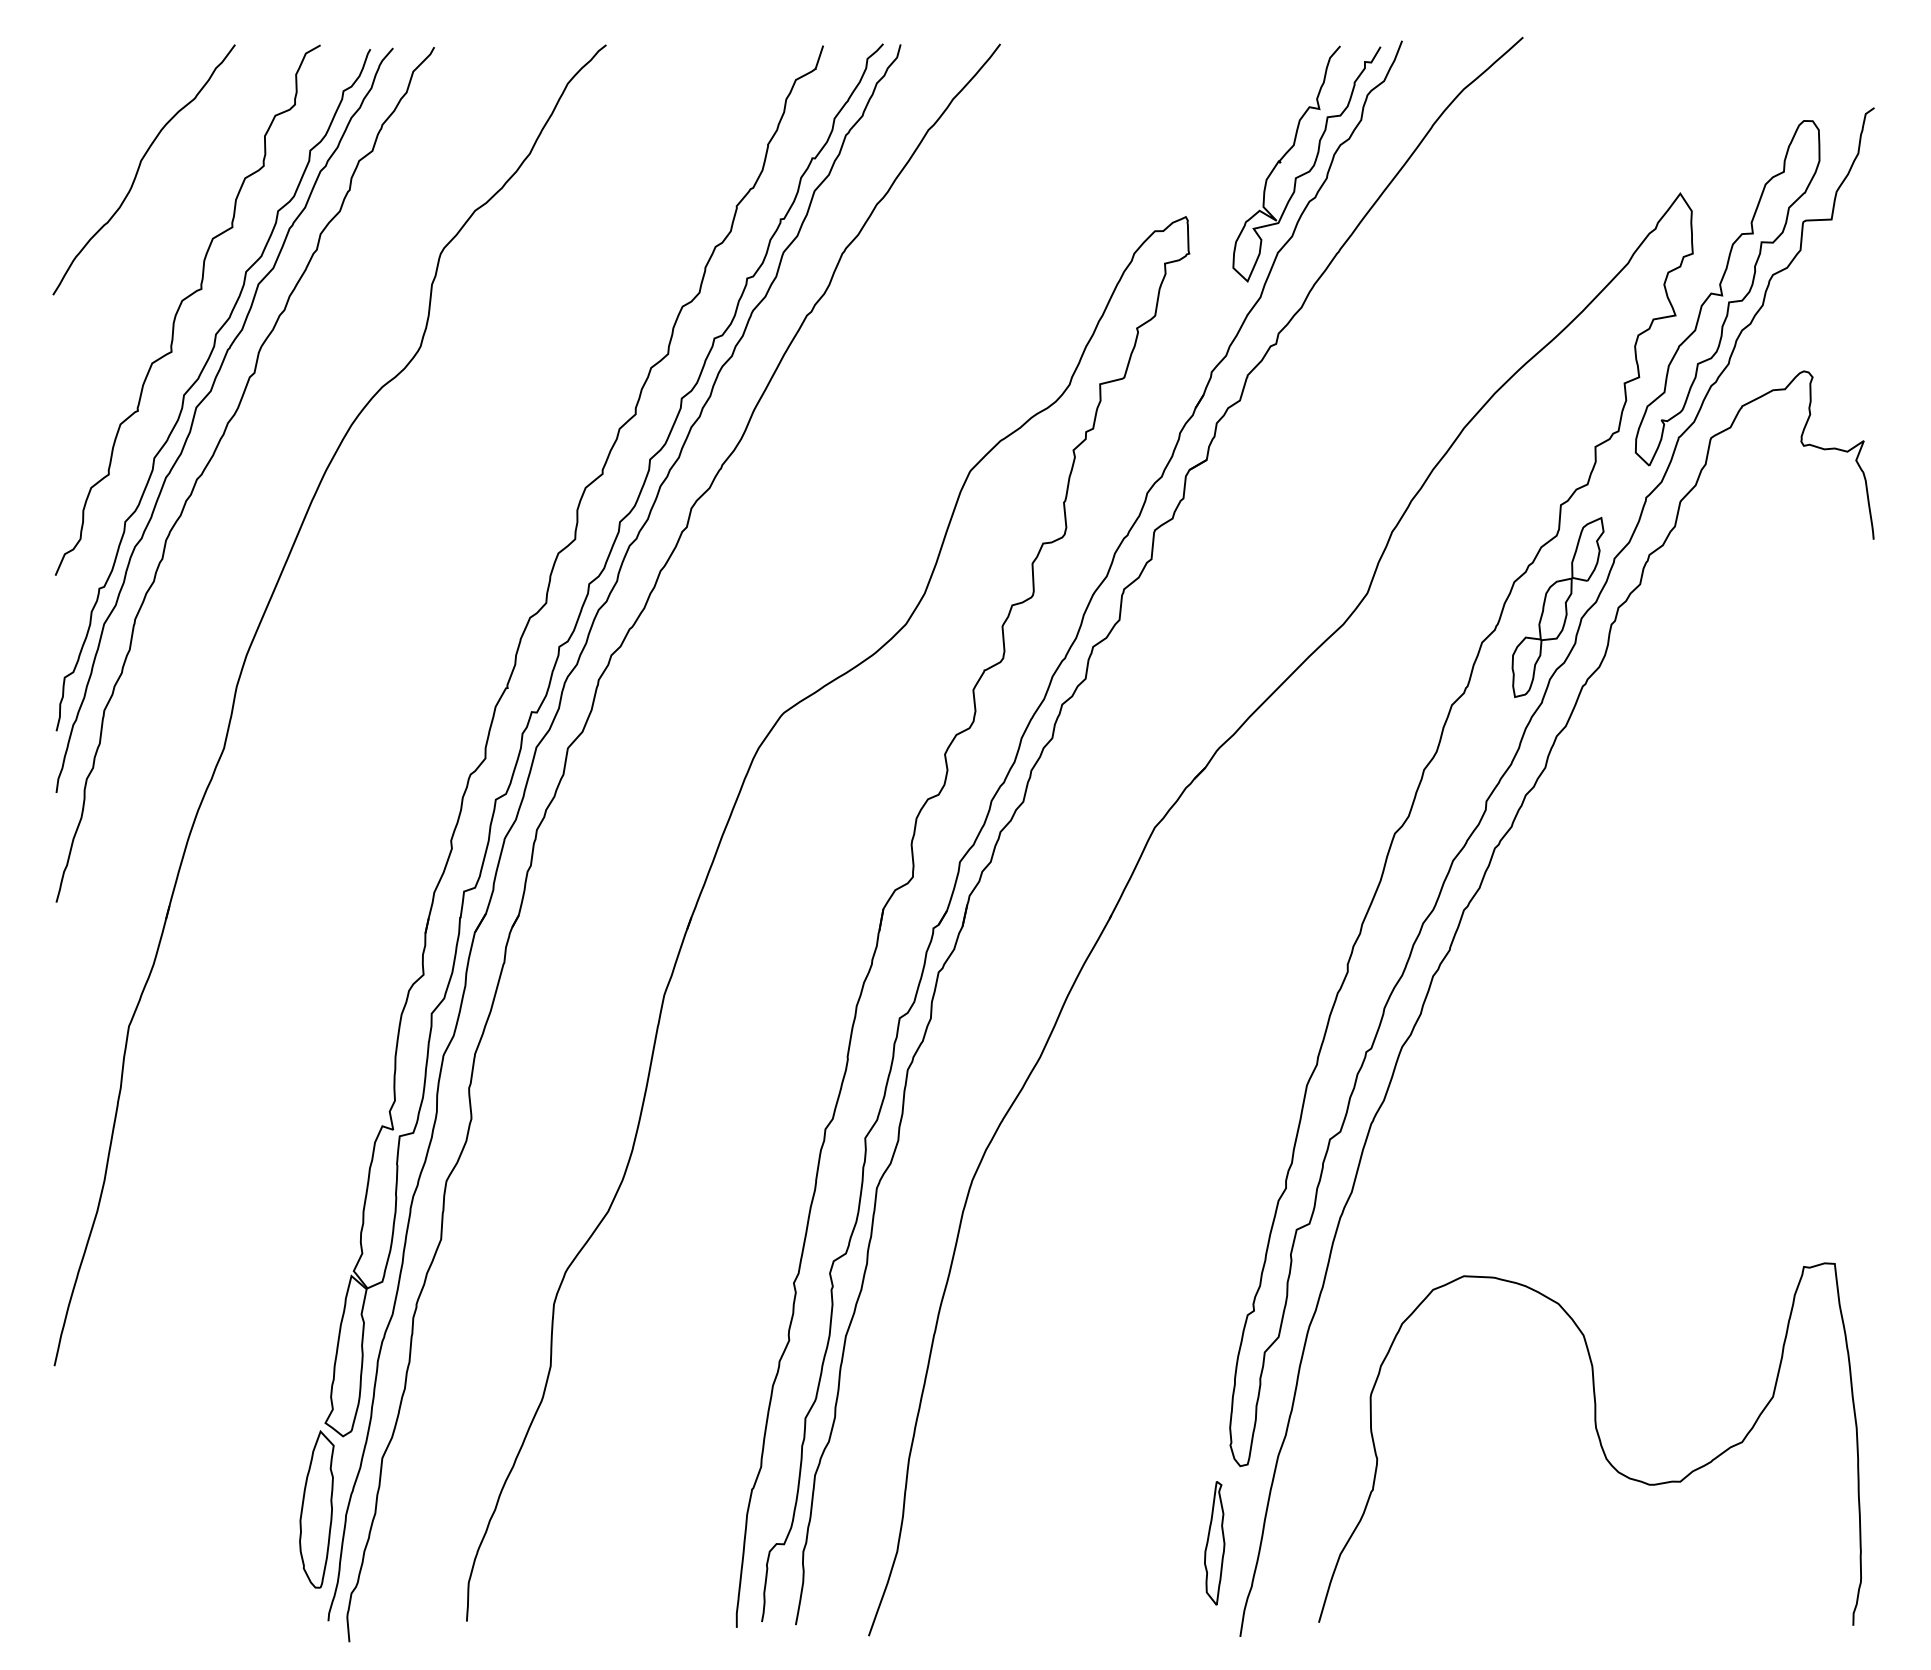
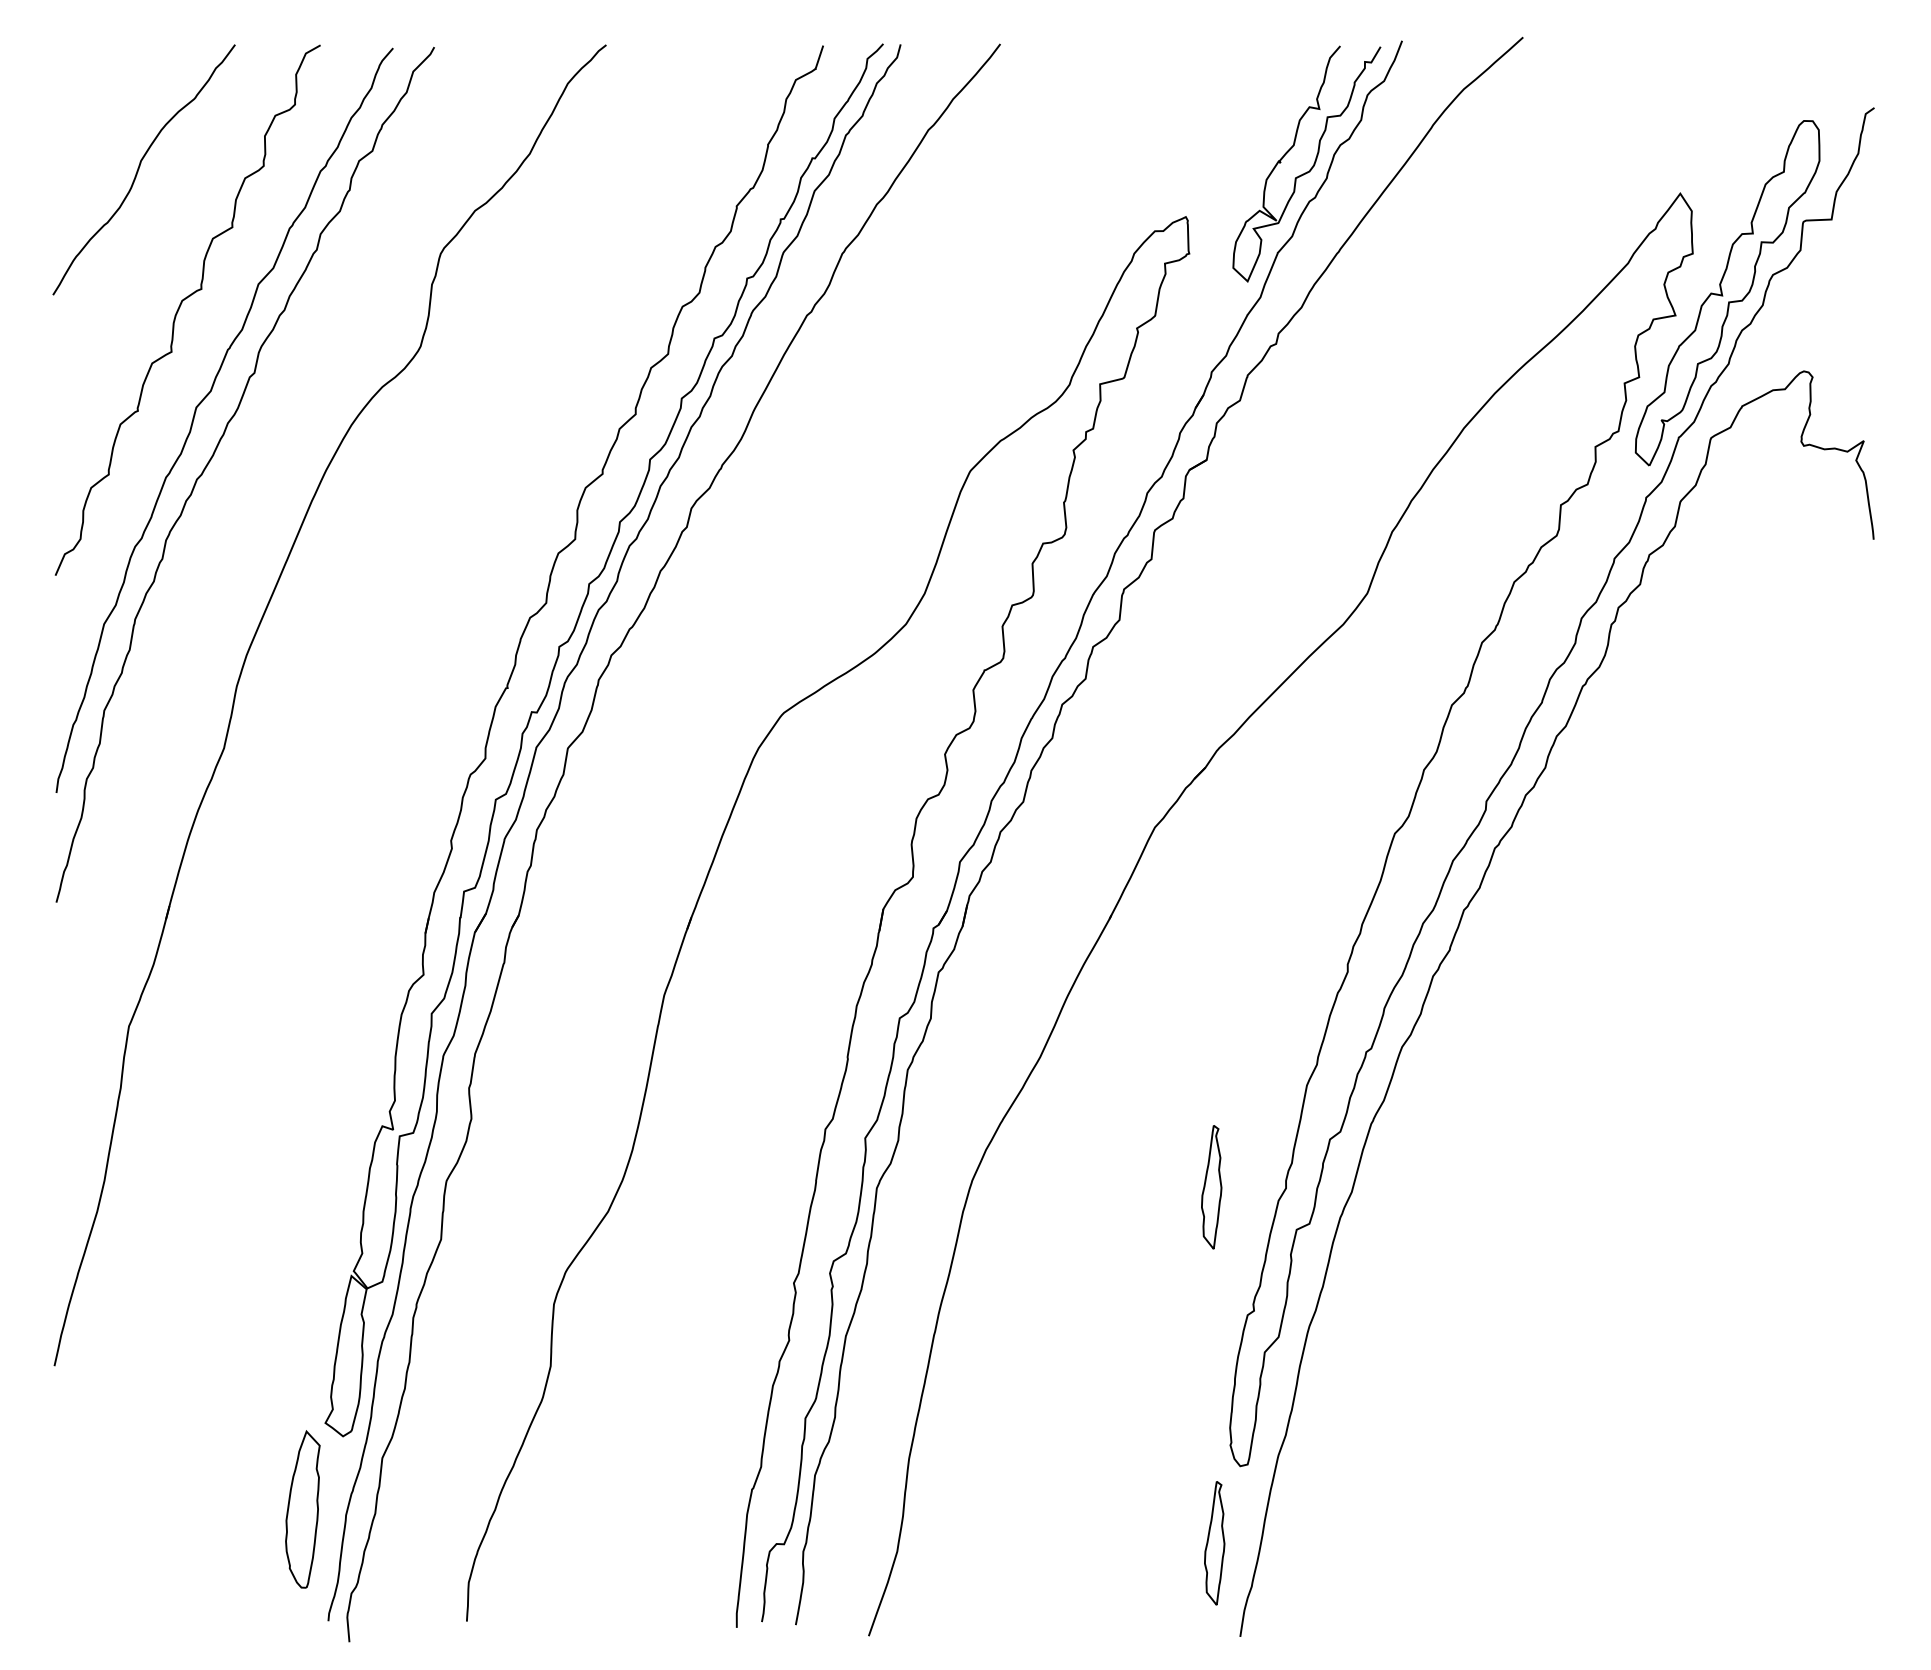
curve: present -> none (197, 381)
part: present -> none (1557, 607)
part: none -> present (1211, 1187)
curve: present -> none (1598, 1439)
part position: (316, 1509) -> (302, 1509) (302, 1509)
